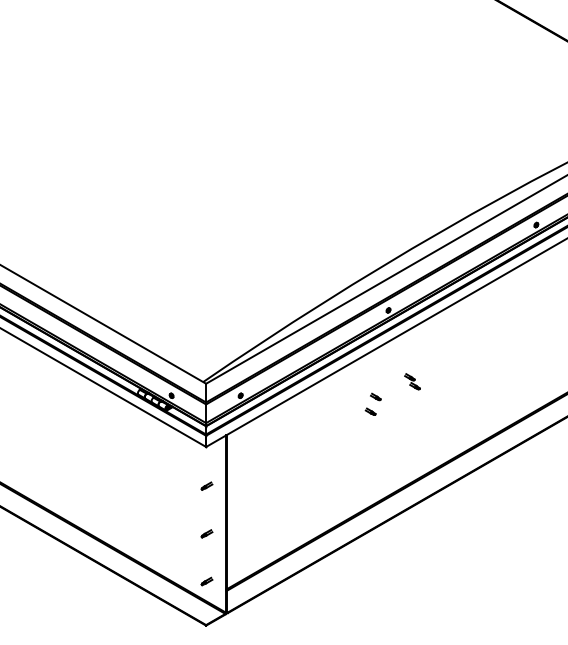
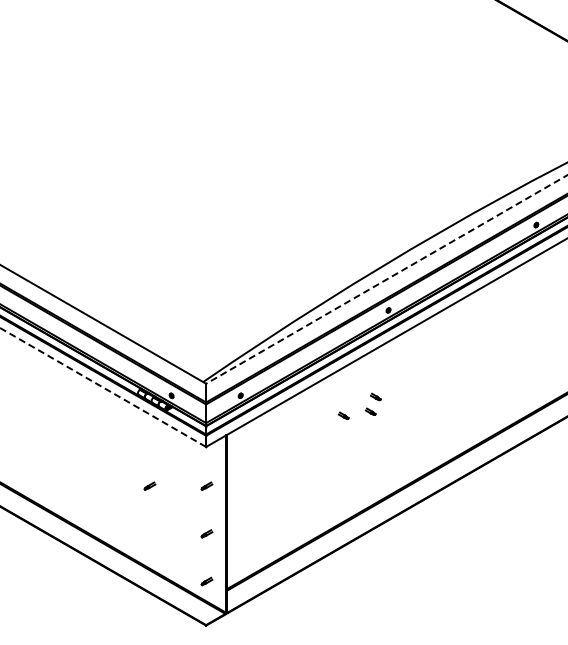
line: solid -> dashed (387, 279)
part: present -> none (412, 381)
line: solid -> dashed (103, 387)
part: none -> present (343, 415)
part: none -> present (149, 485)
